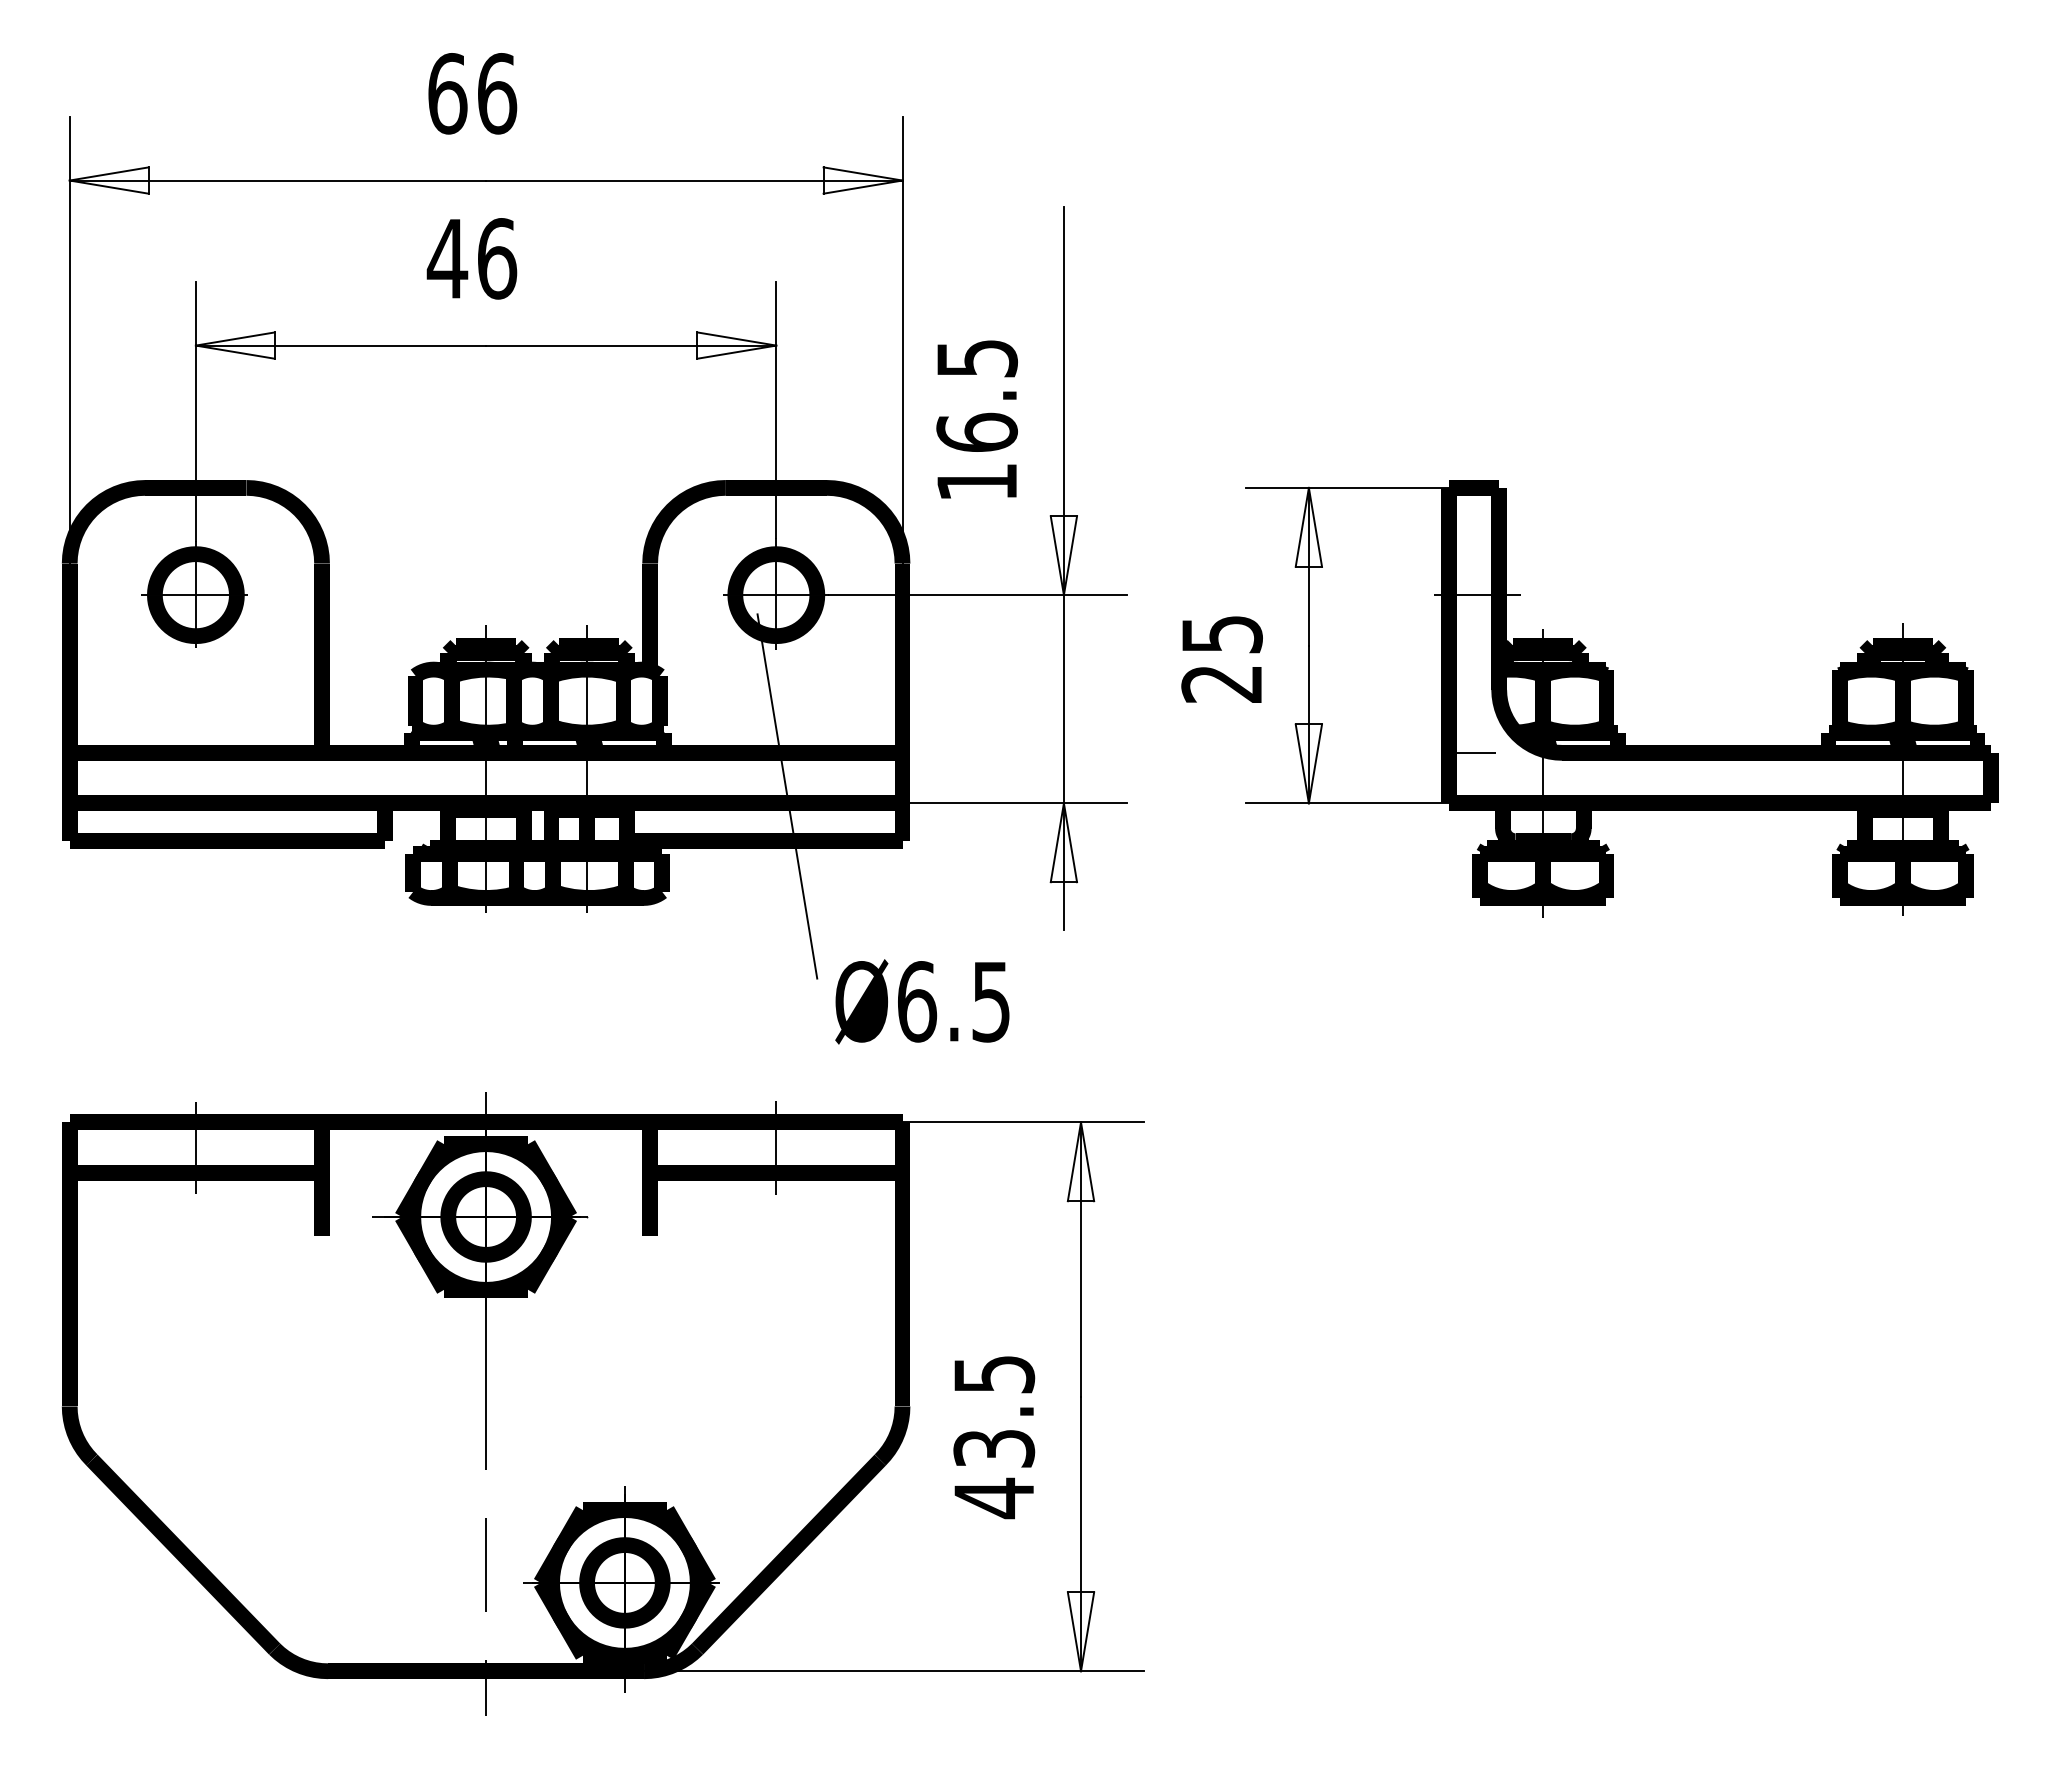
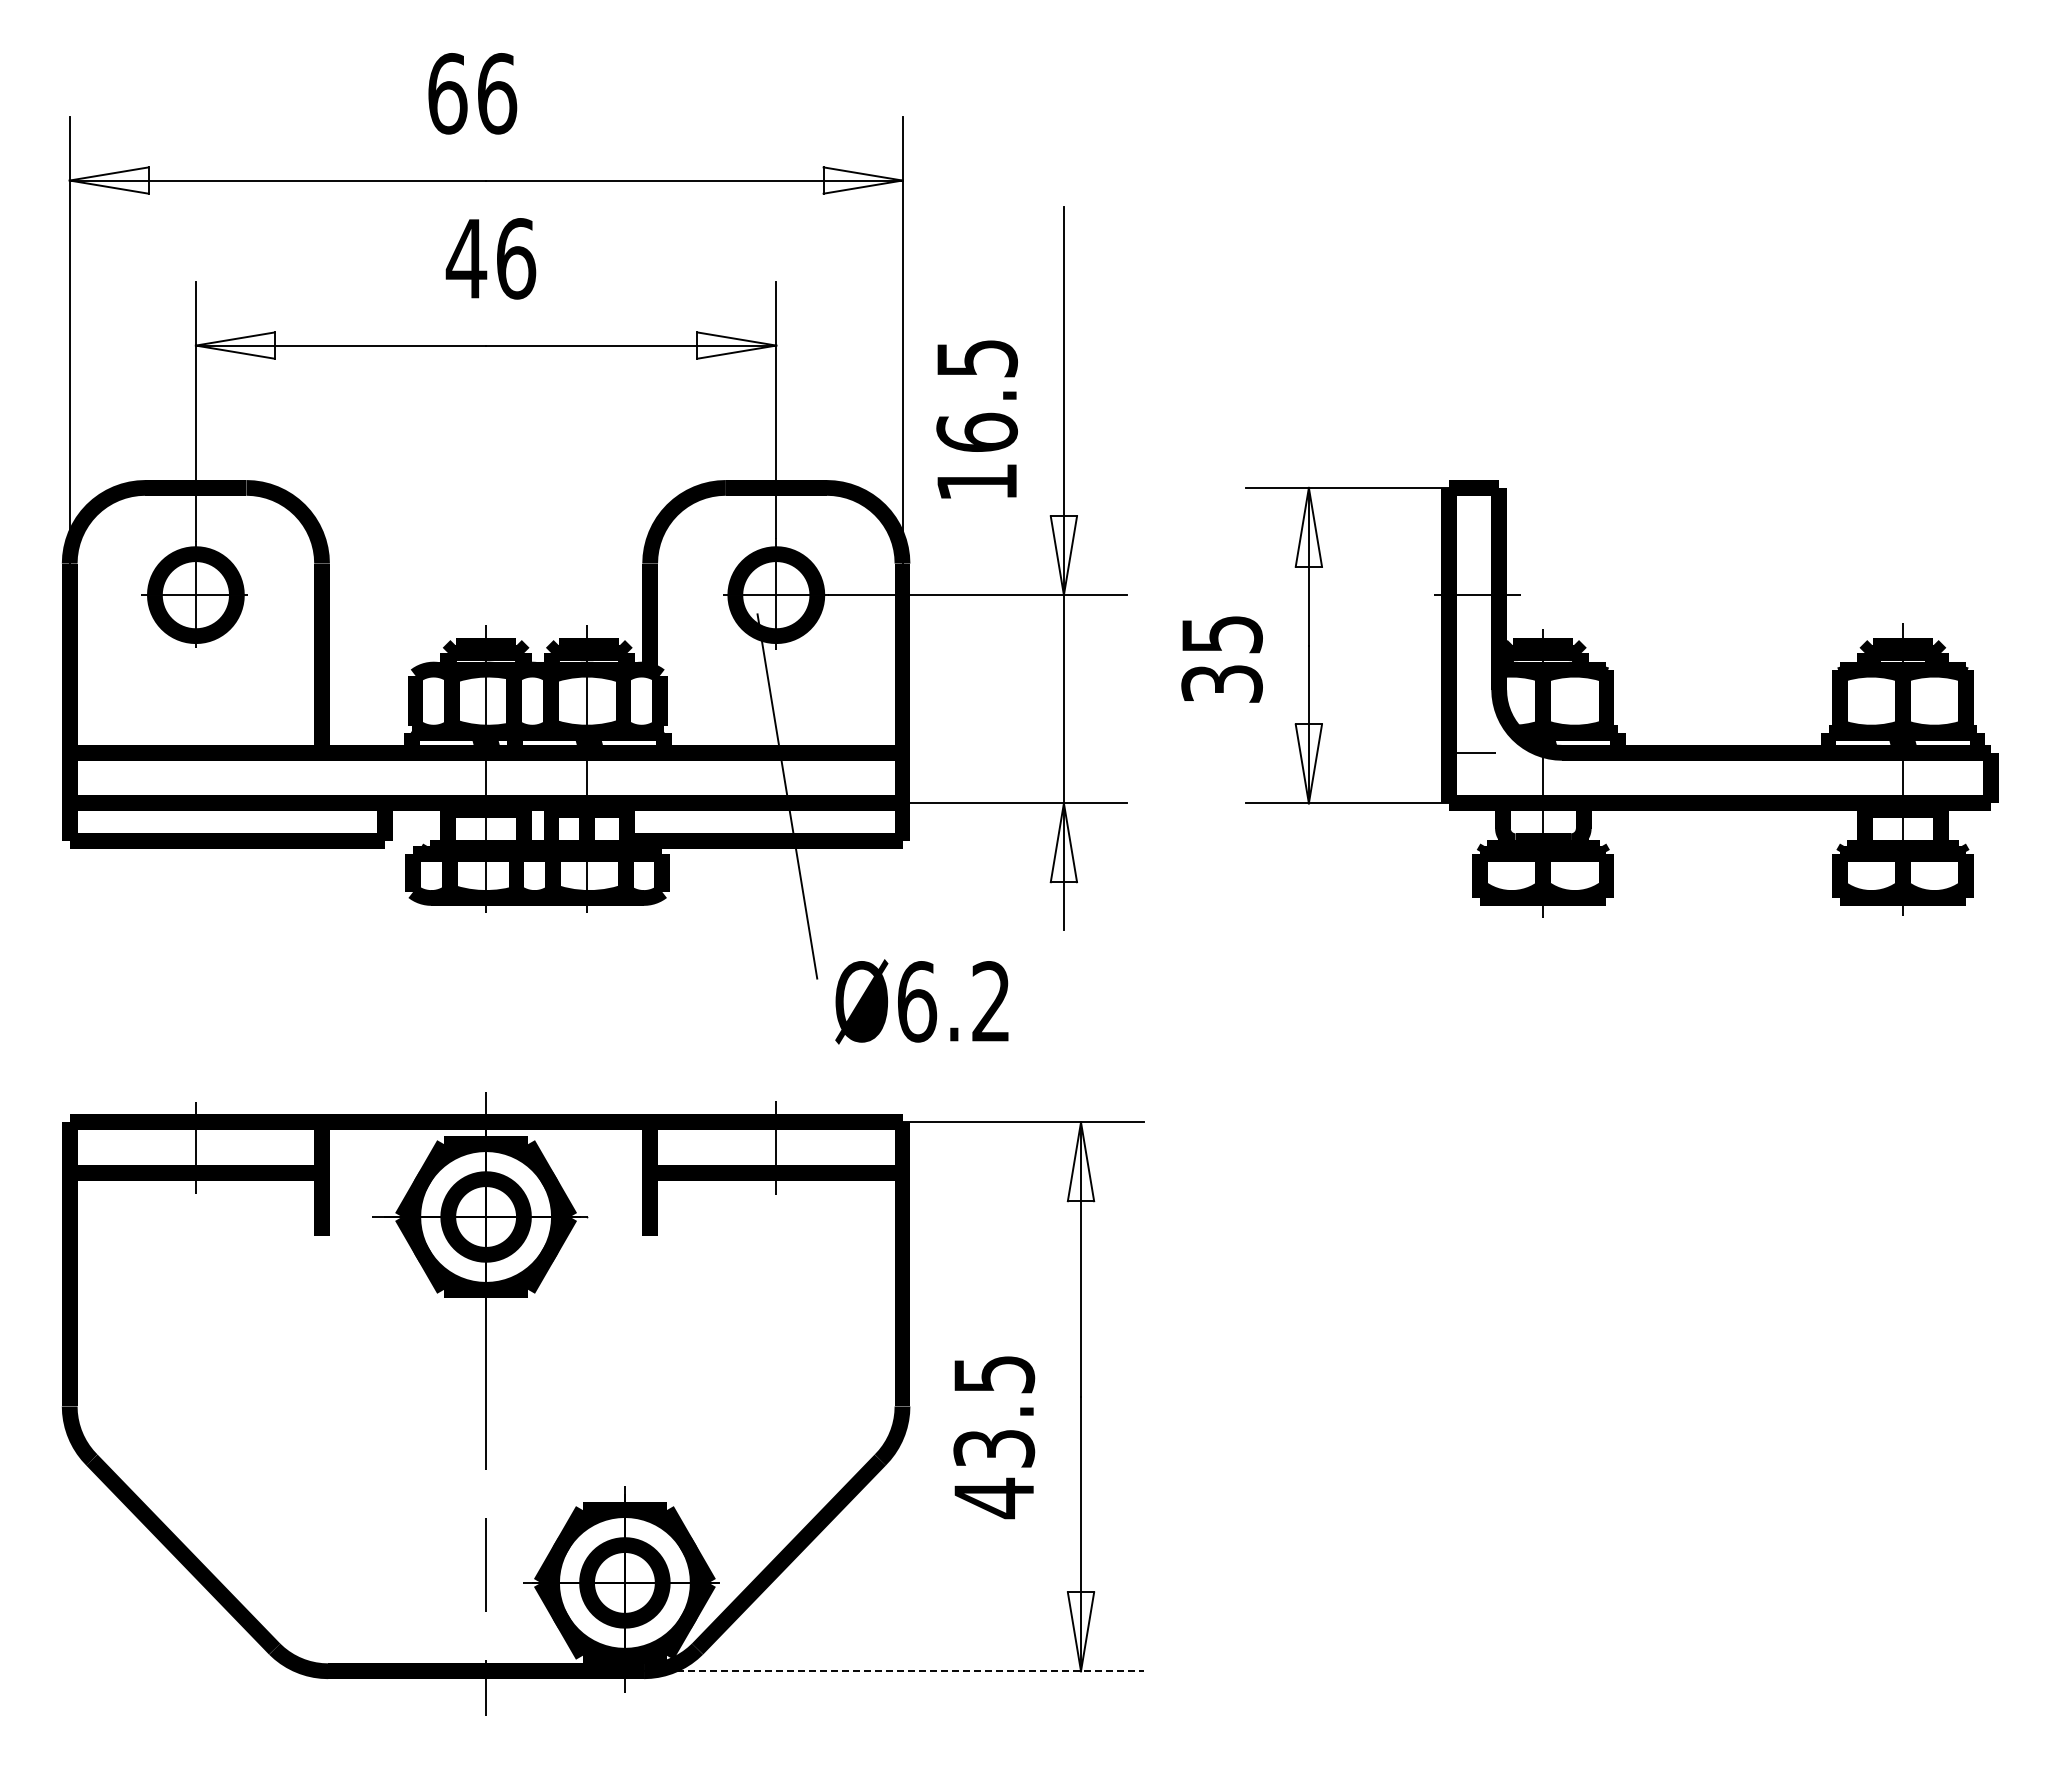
text position: (471, 258) -> (490, 258) (490, 258)
text: 25 -> 35 (1221, 683)
text: Ø6.5 -> Ø6.2 (990, 1001)
line: solid -> dashed (894, 1671)
